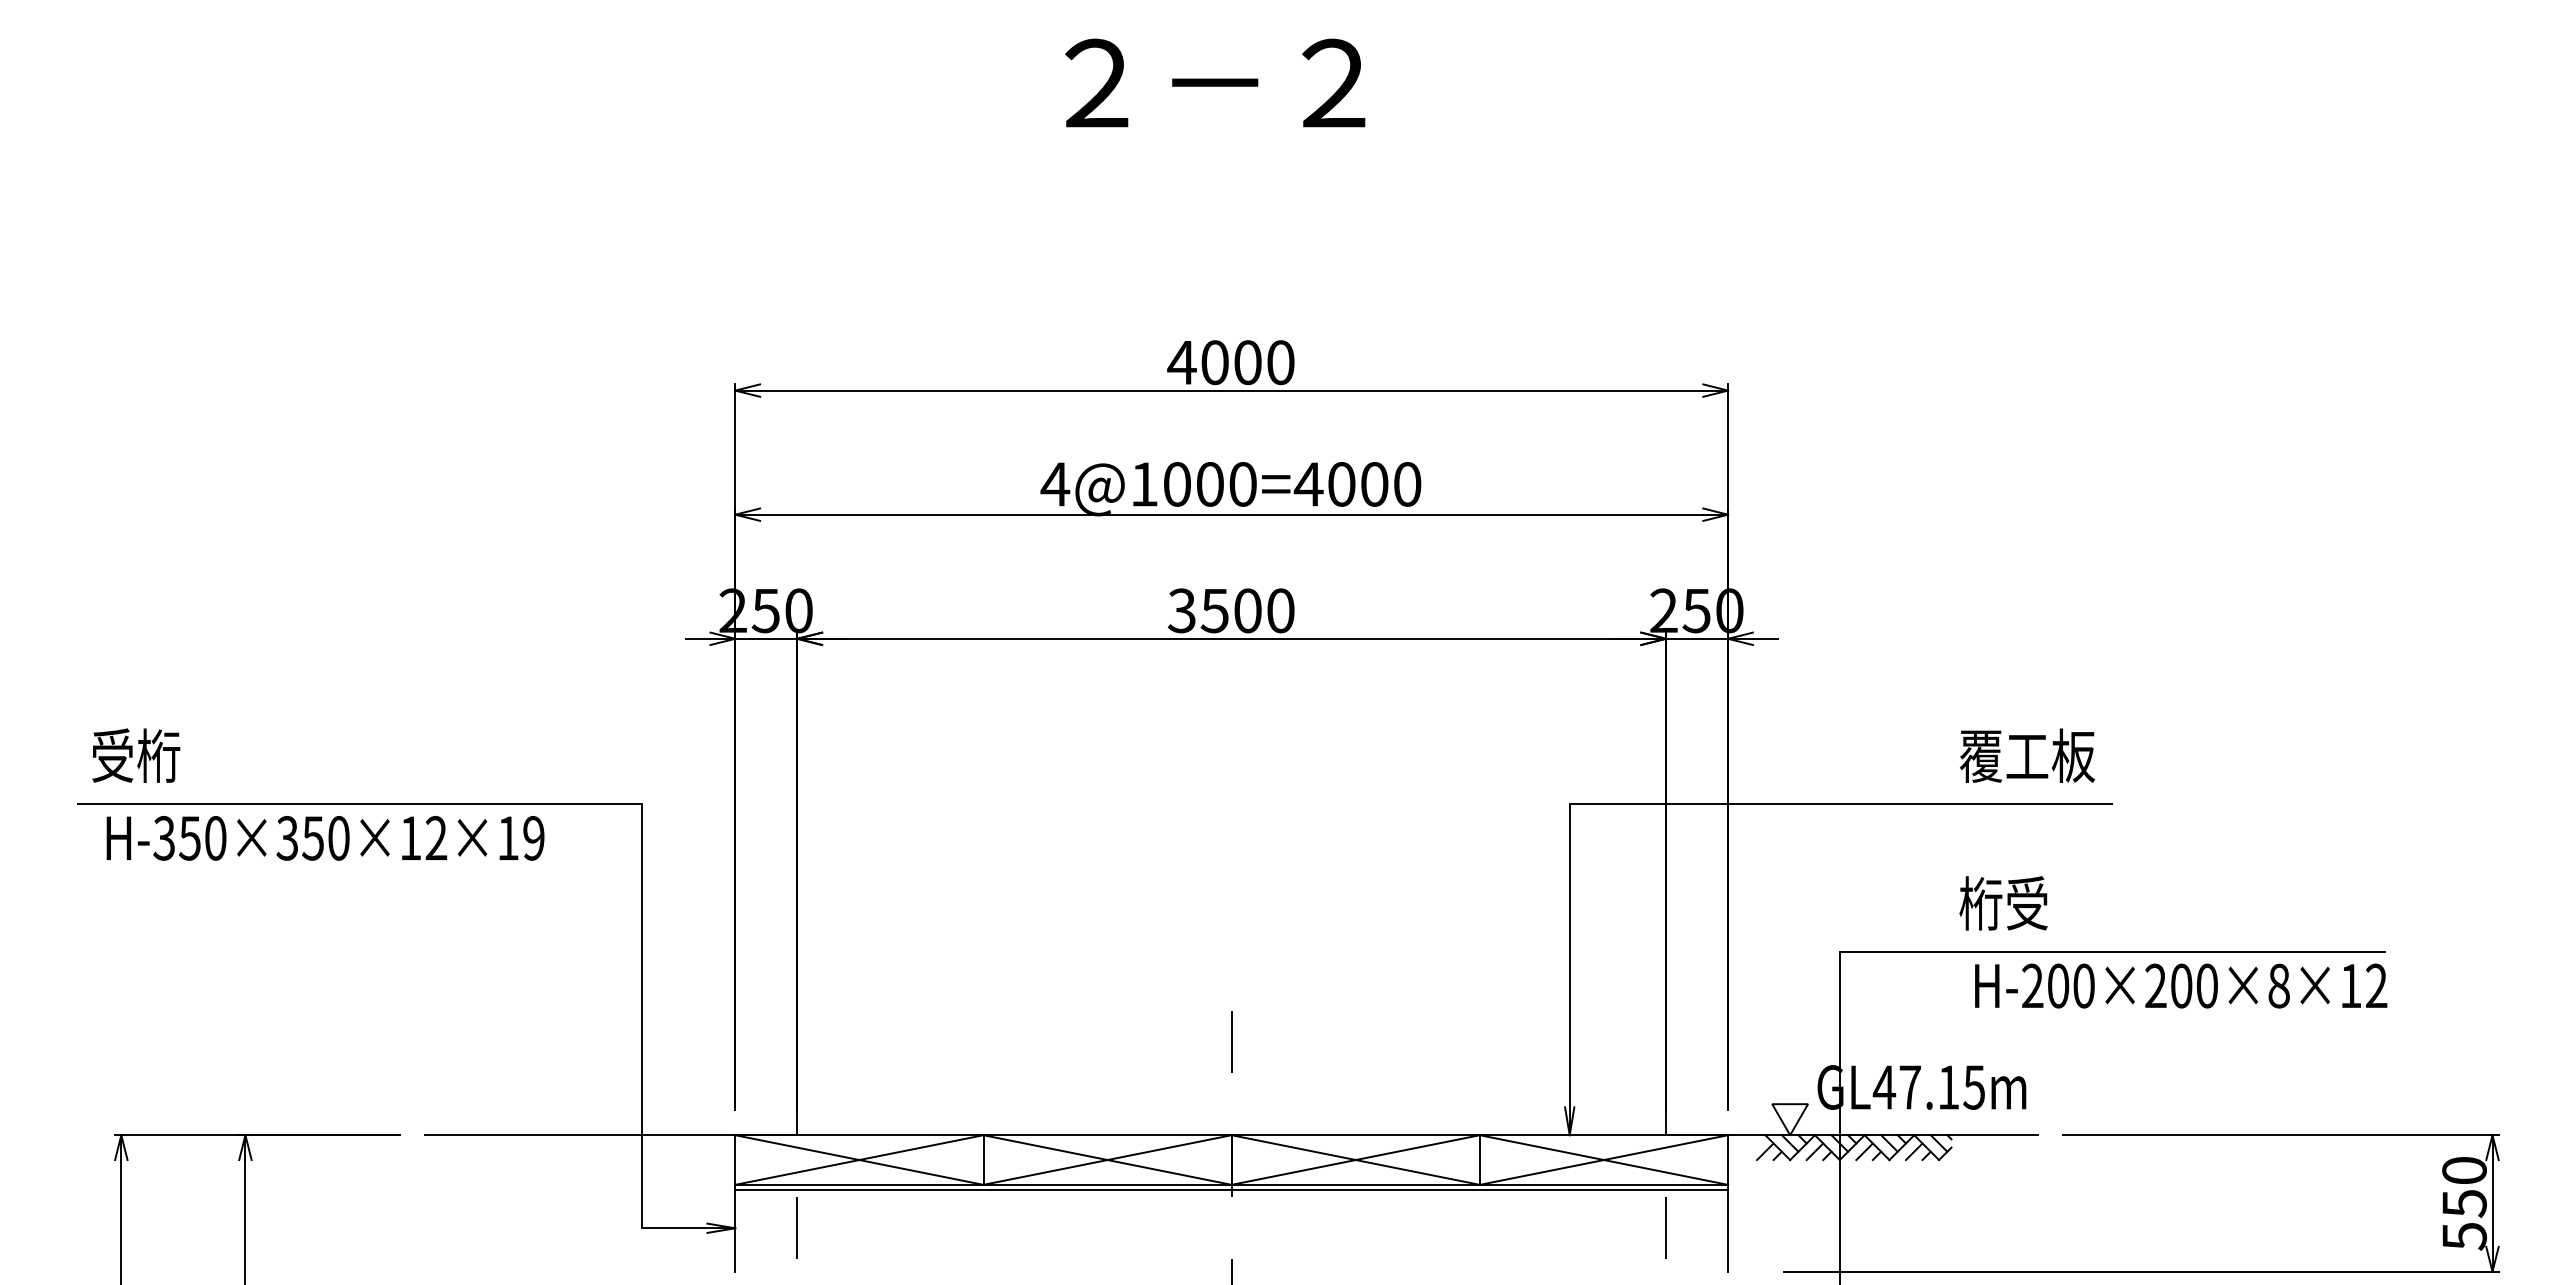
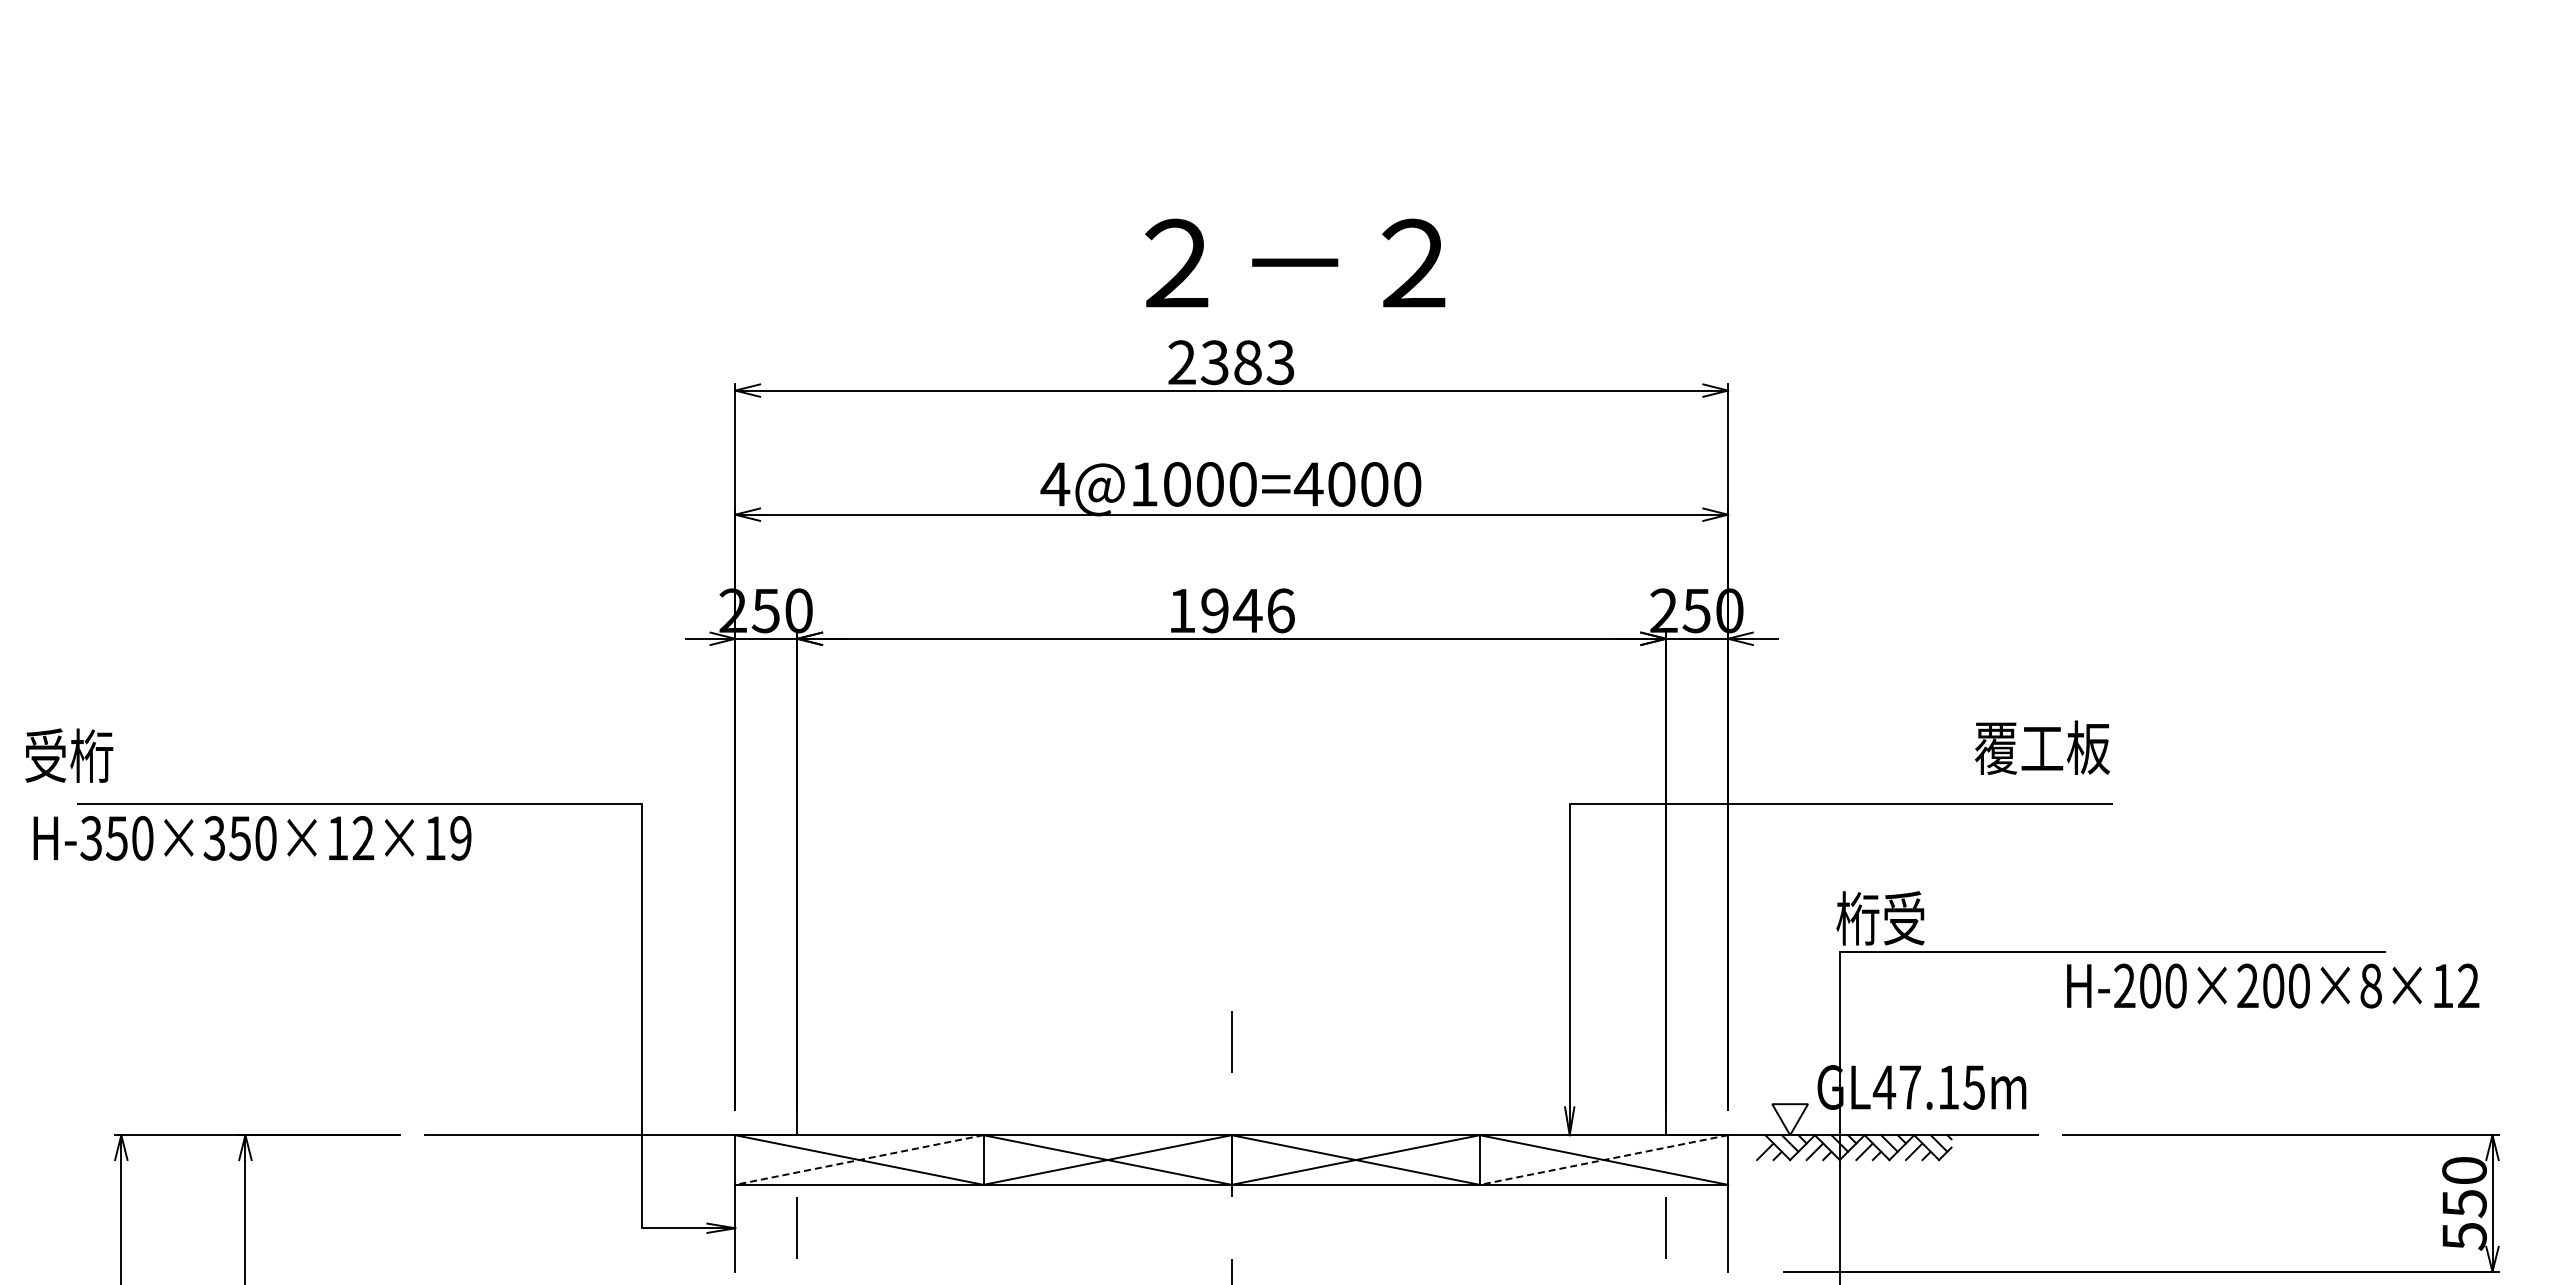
text position: (1215, 82) -> (1295, 262) (1295, 262)
text: 4000 -> 2383 (1230, 362)
text: 3500 -> 1946 (1230, 610)
text position: (136, 755) -> (69, 755) (69, 755)
text position: (2027, 755) -> (2042, 747) (2042, 747)
text position: (325, 838) -> (252, 838) (252, 838)
text position: (2003, 903) -> (1880, 918) (1880, 918)
text position: (2181, 985) -> (2273, 985) (2273, 985)
line: solid -> dashed (859, 1160)
line: solid -> dashed (1604, 1160)
line: present -> none (1231, 1189)
